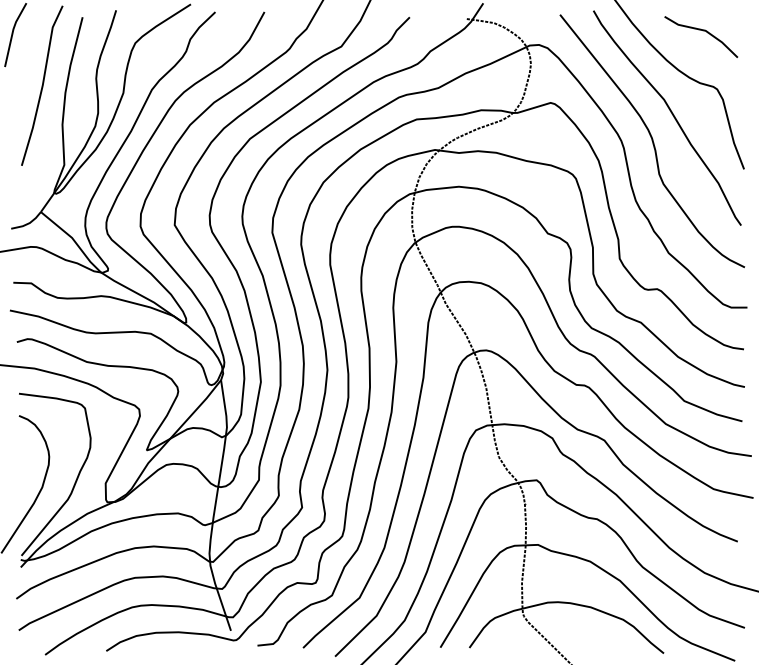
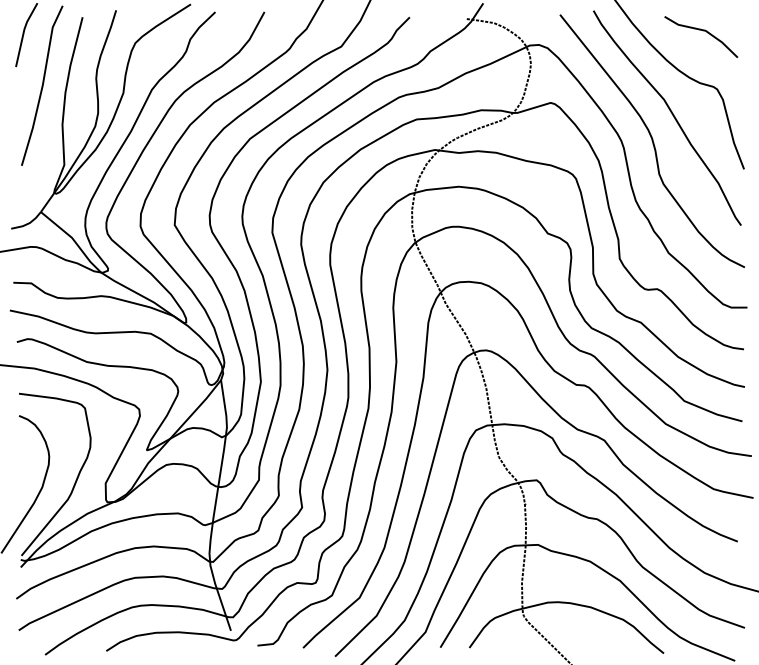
line position: (13, 34) -> (24, 34) (24, 34)
